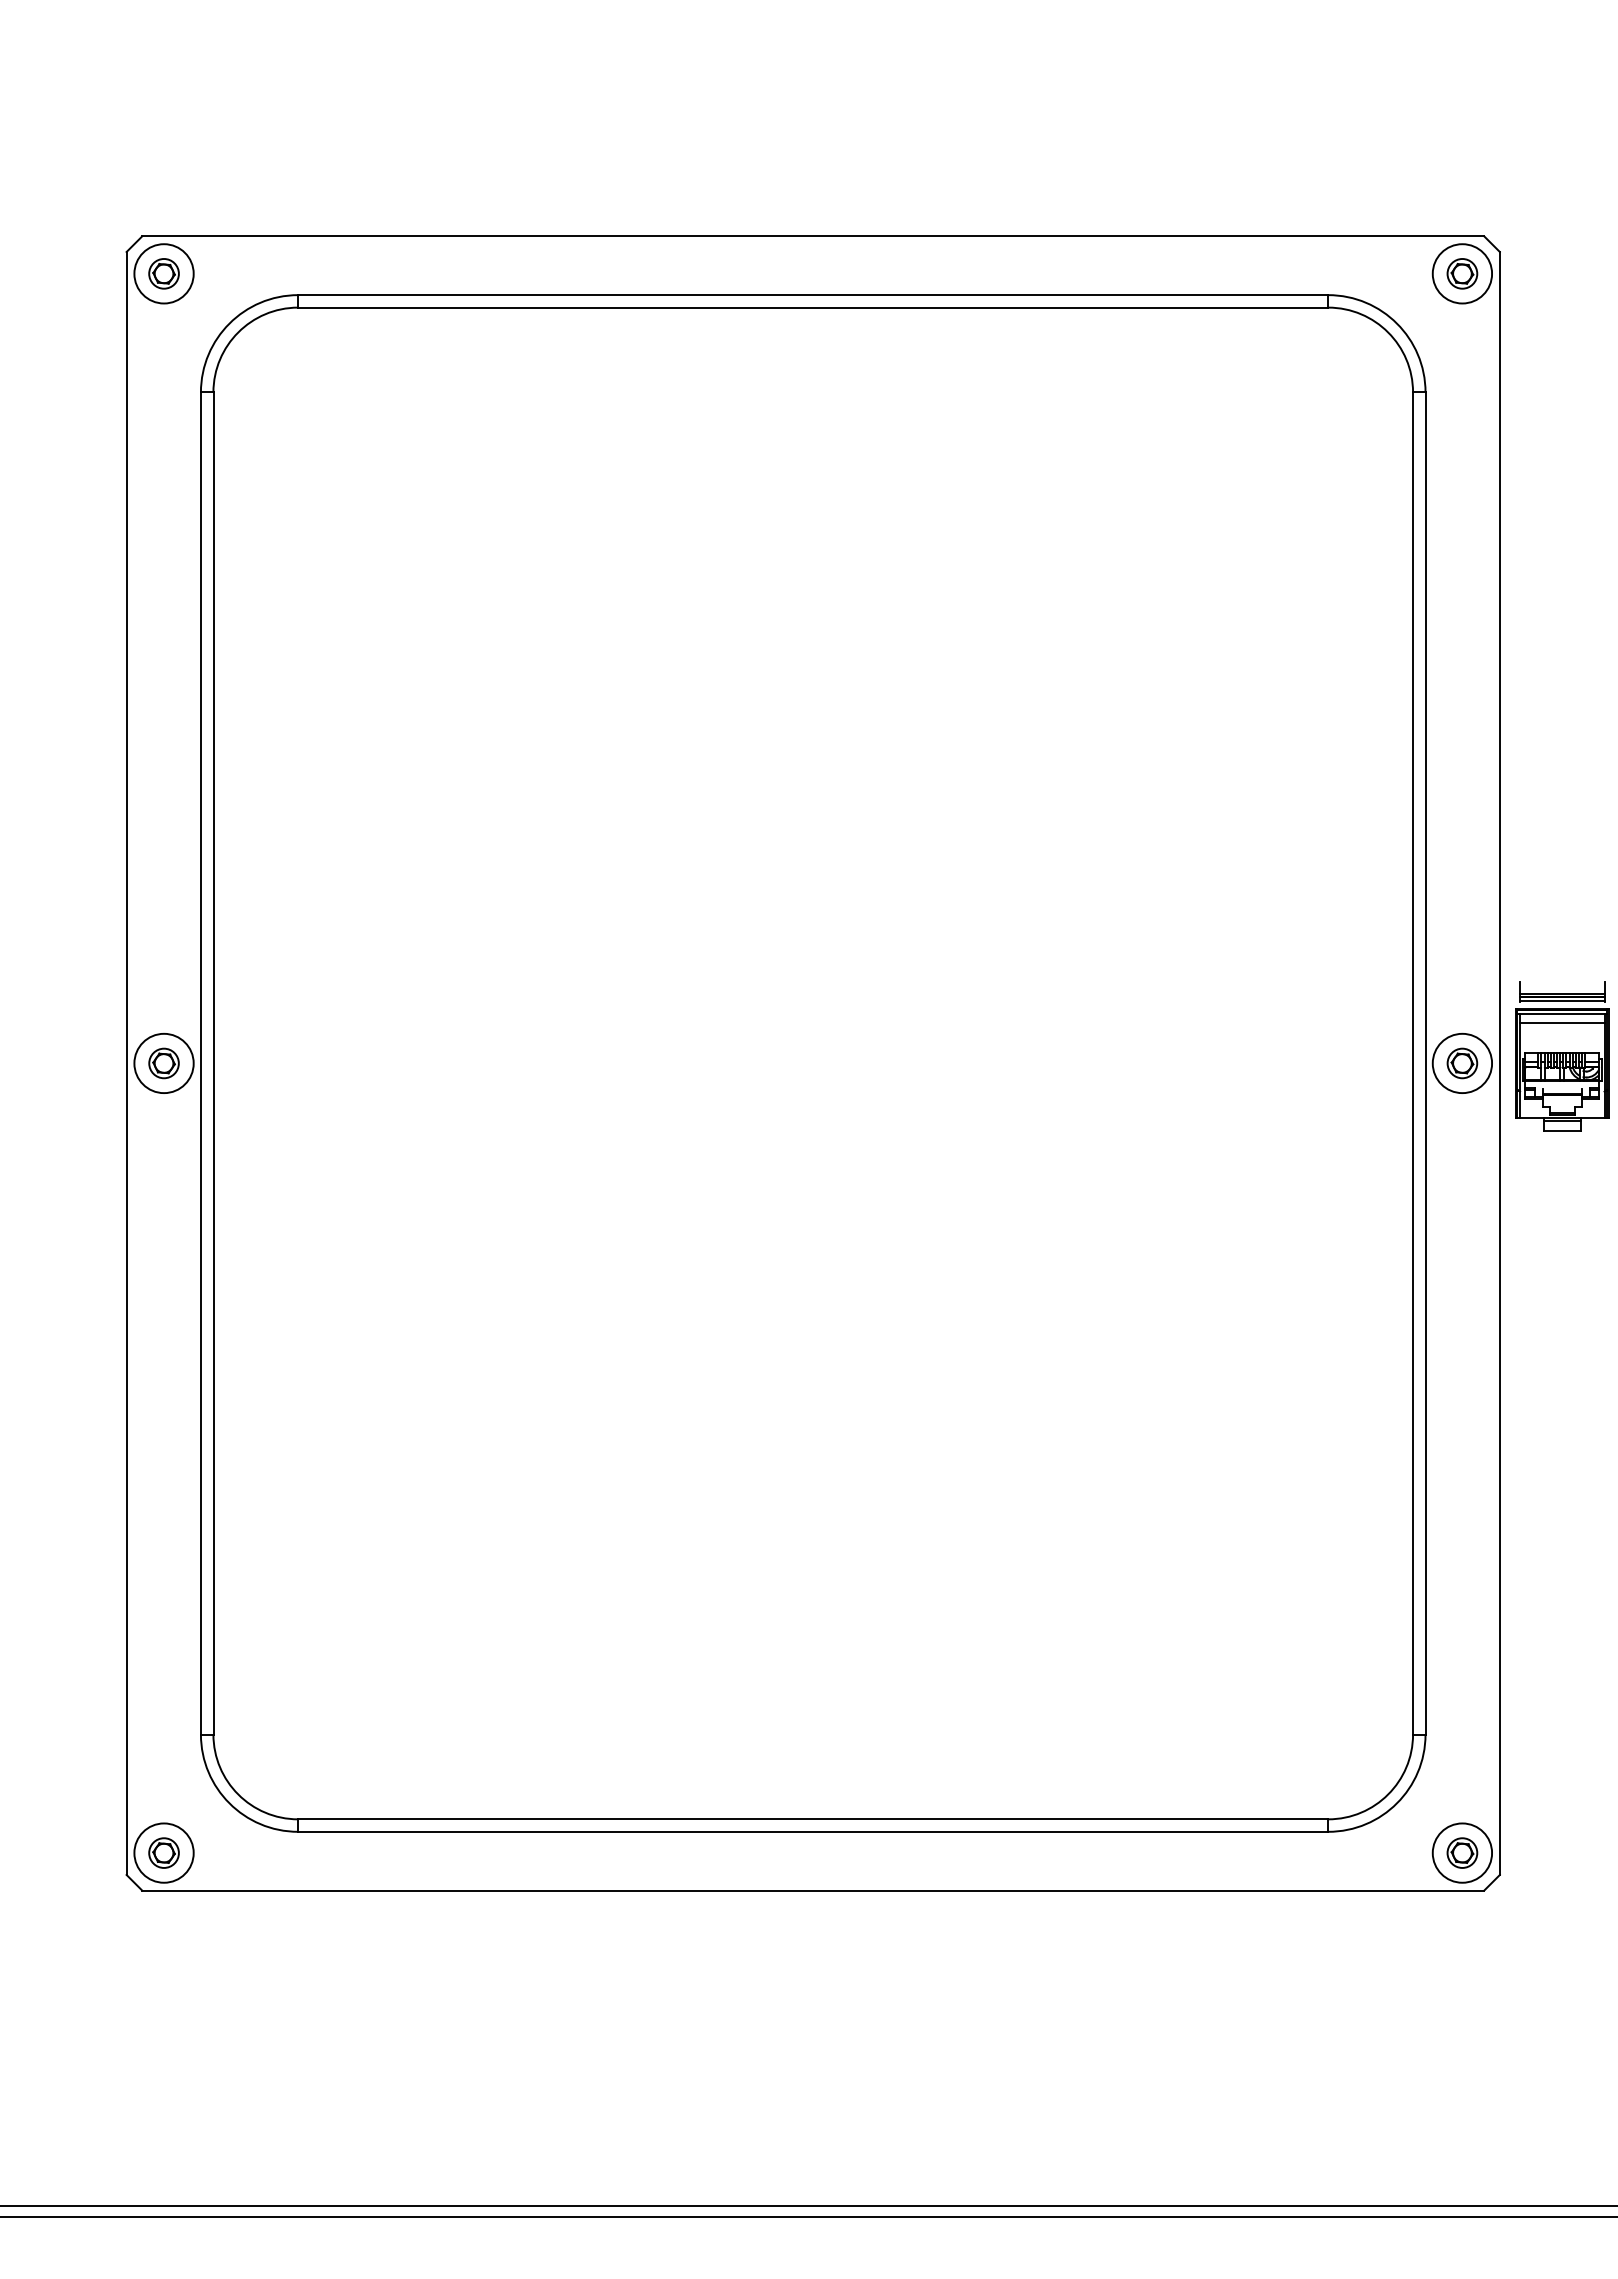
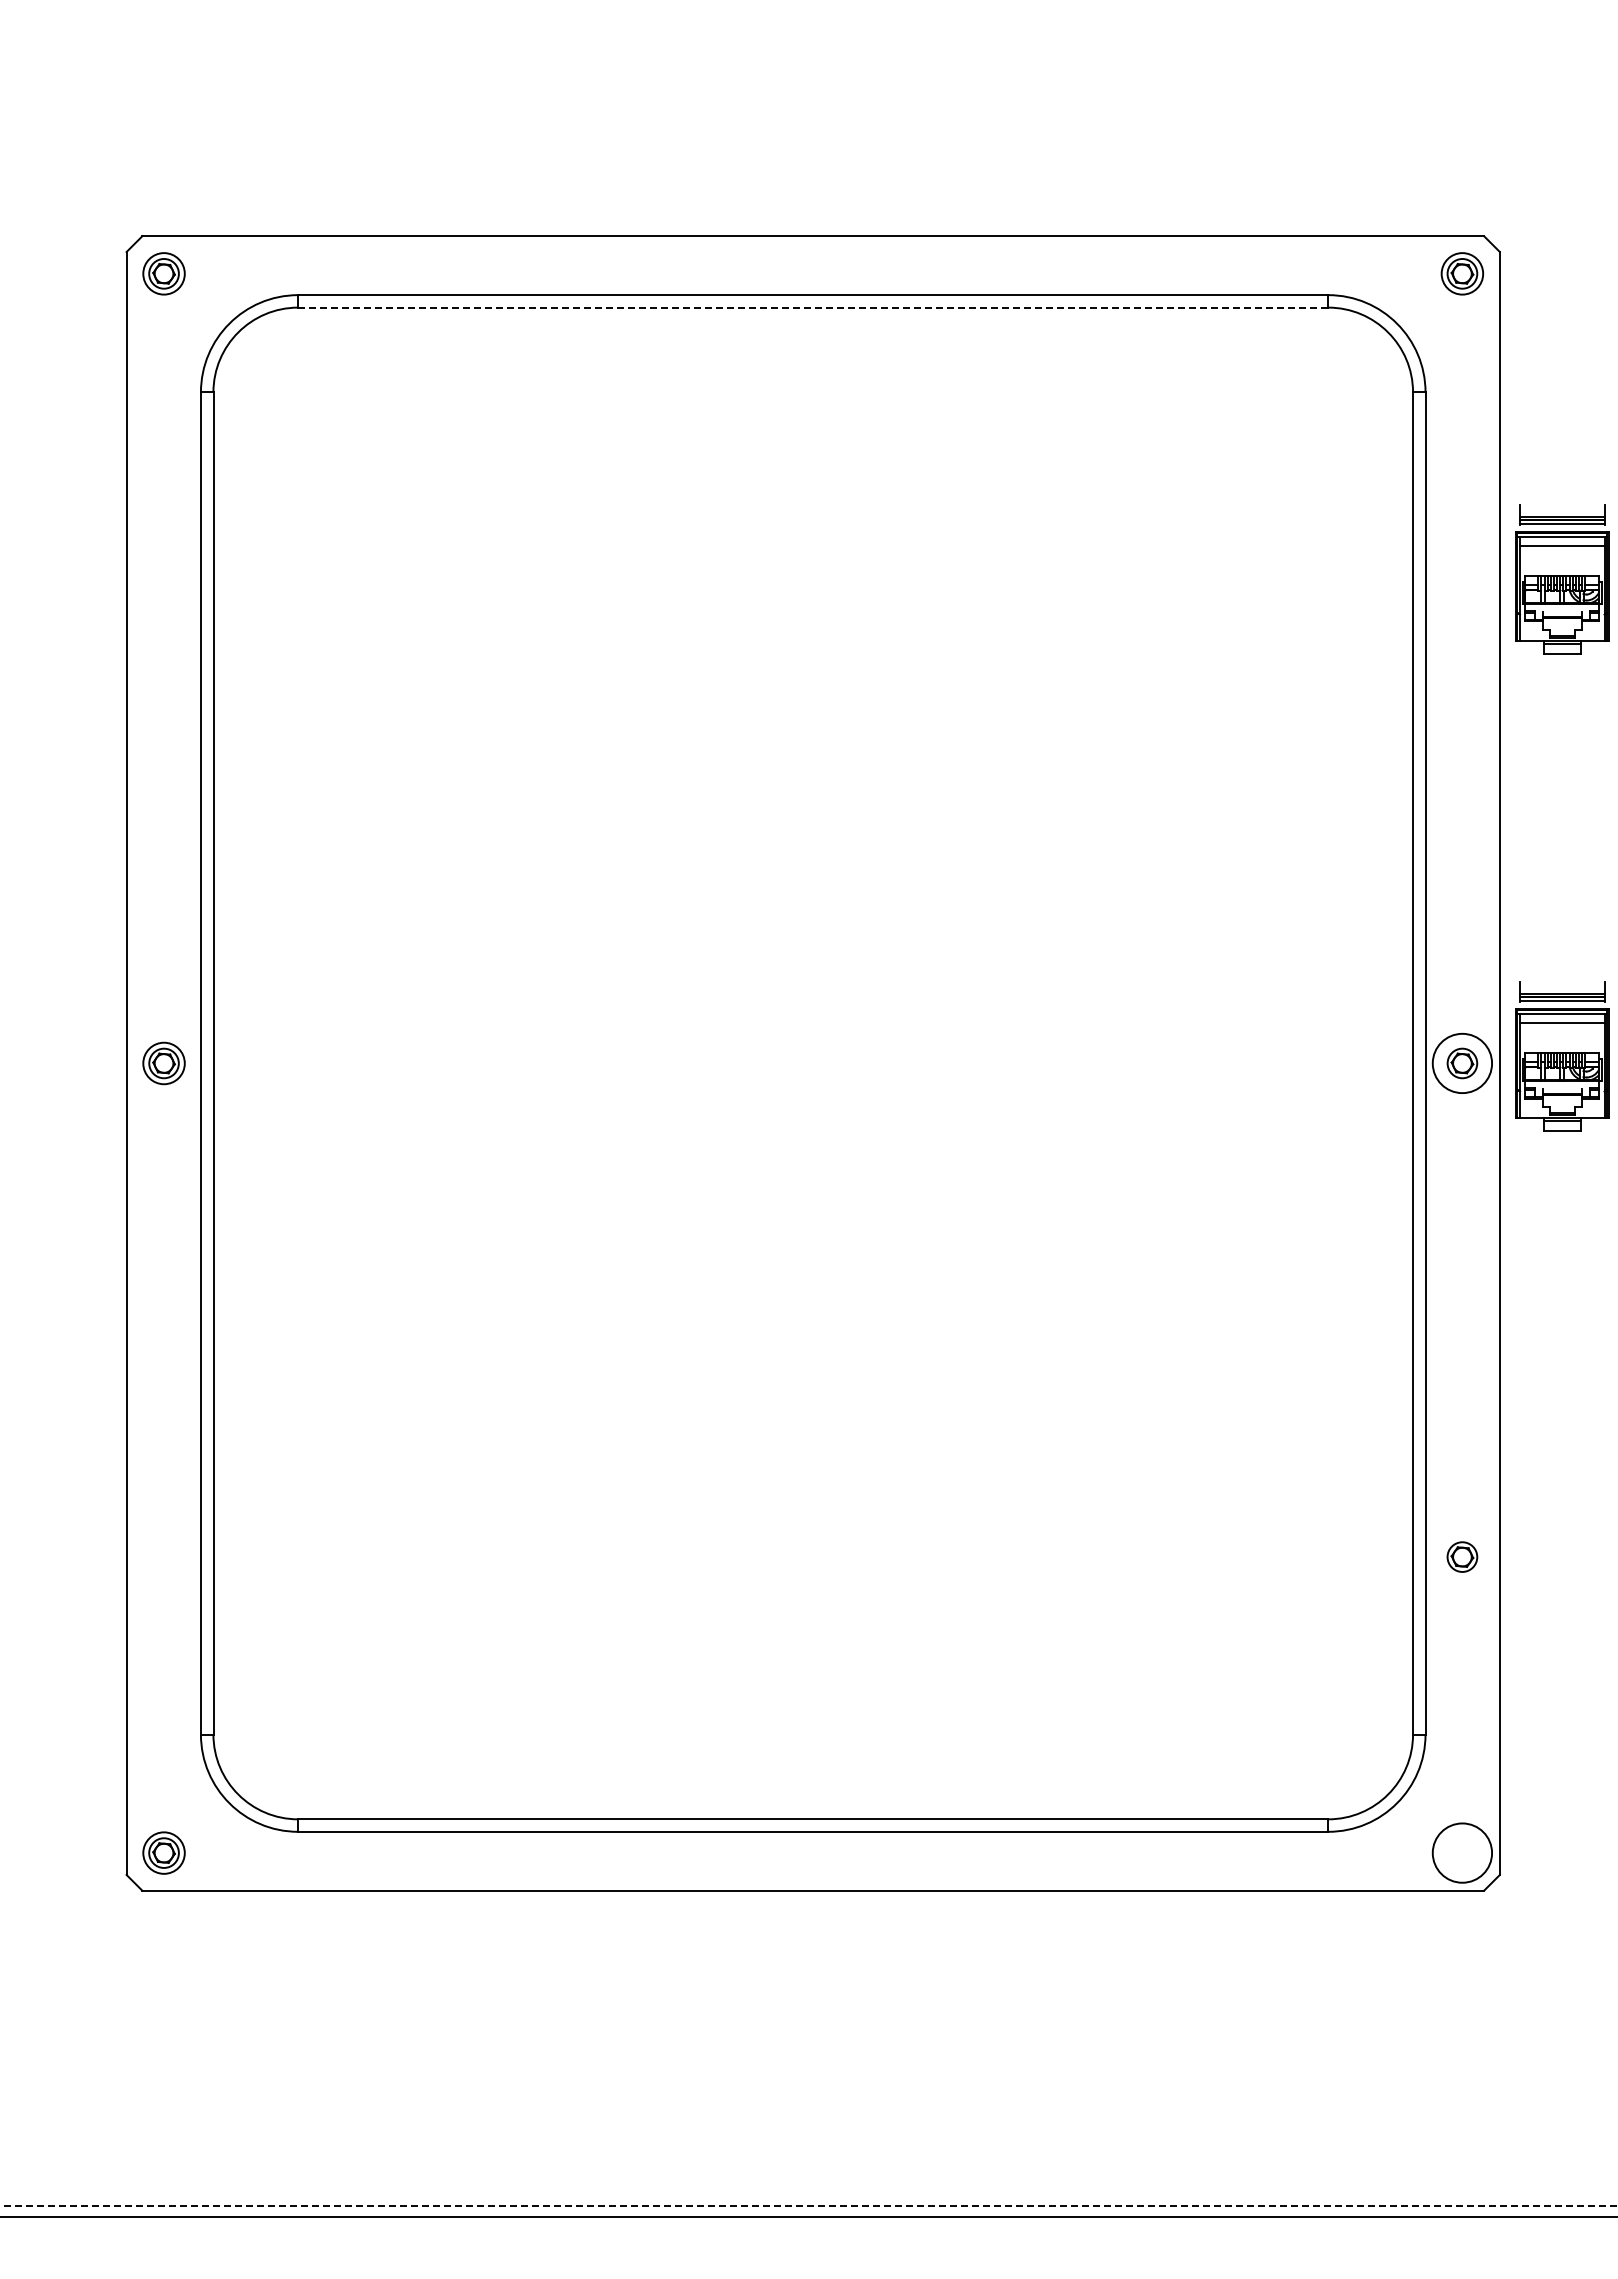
circle diameter: 59 px -> 42 px (163, 273)
circle diameter: 59 px -> 42 px (1462, 273)
line: solid -> dashed (813, 307)
part: none -> present (1562, 579)
circle diameter: 59 px -> 42 px (163, 1063)
circle diameter: 59 px -> 42 px (163, 1852)
part position: (1462, 1852) -> (1462, 1556) (1462, 1556)
line: solid -> dashed (809, 2205)
